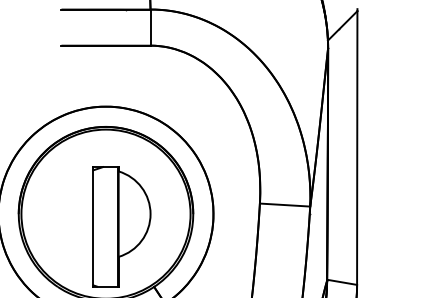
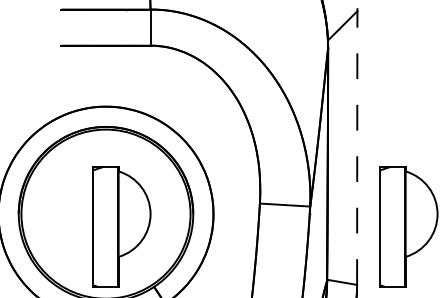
line: solid -> dashed (357, 148)
part: none -> present (408, 226)
